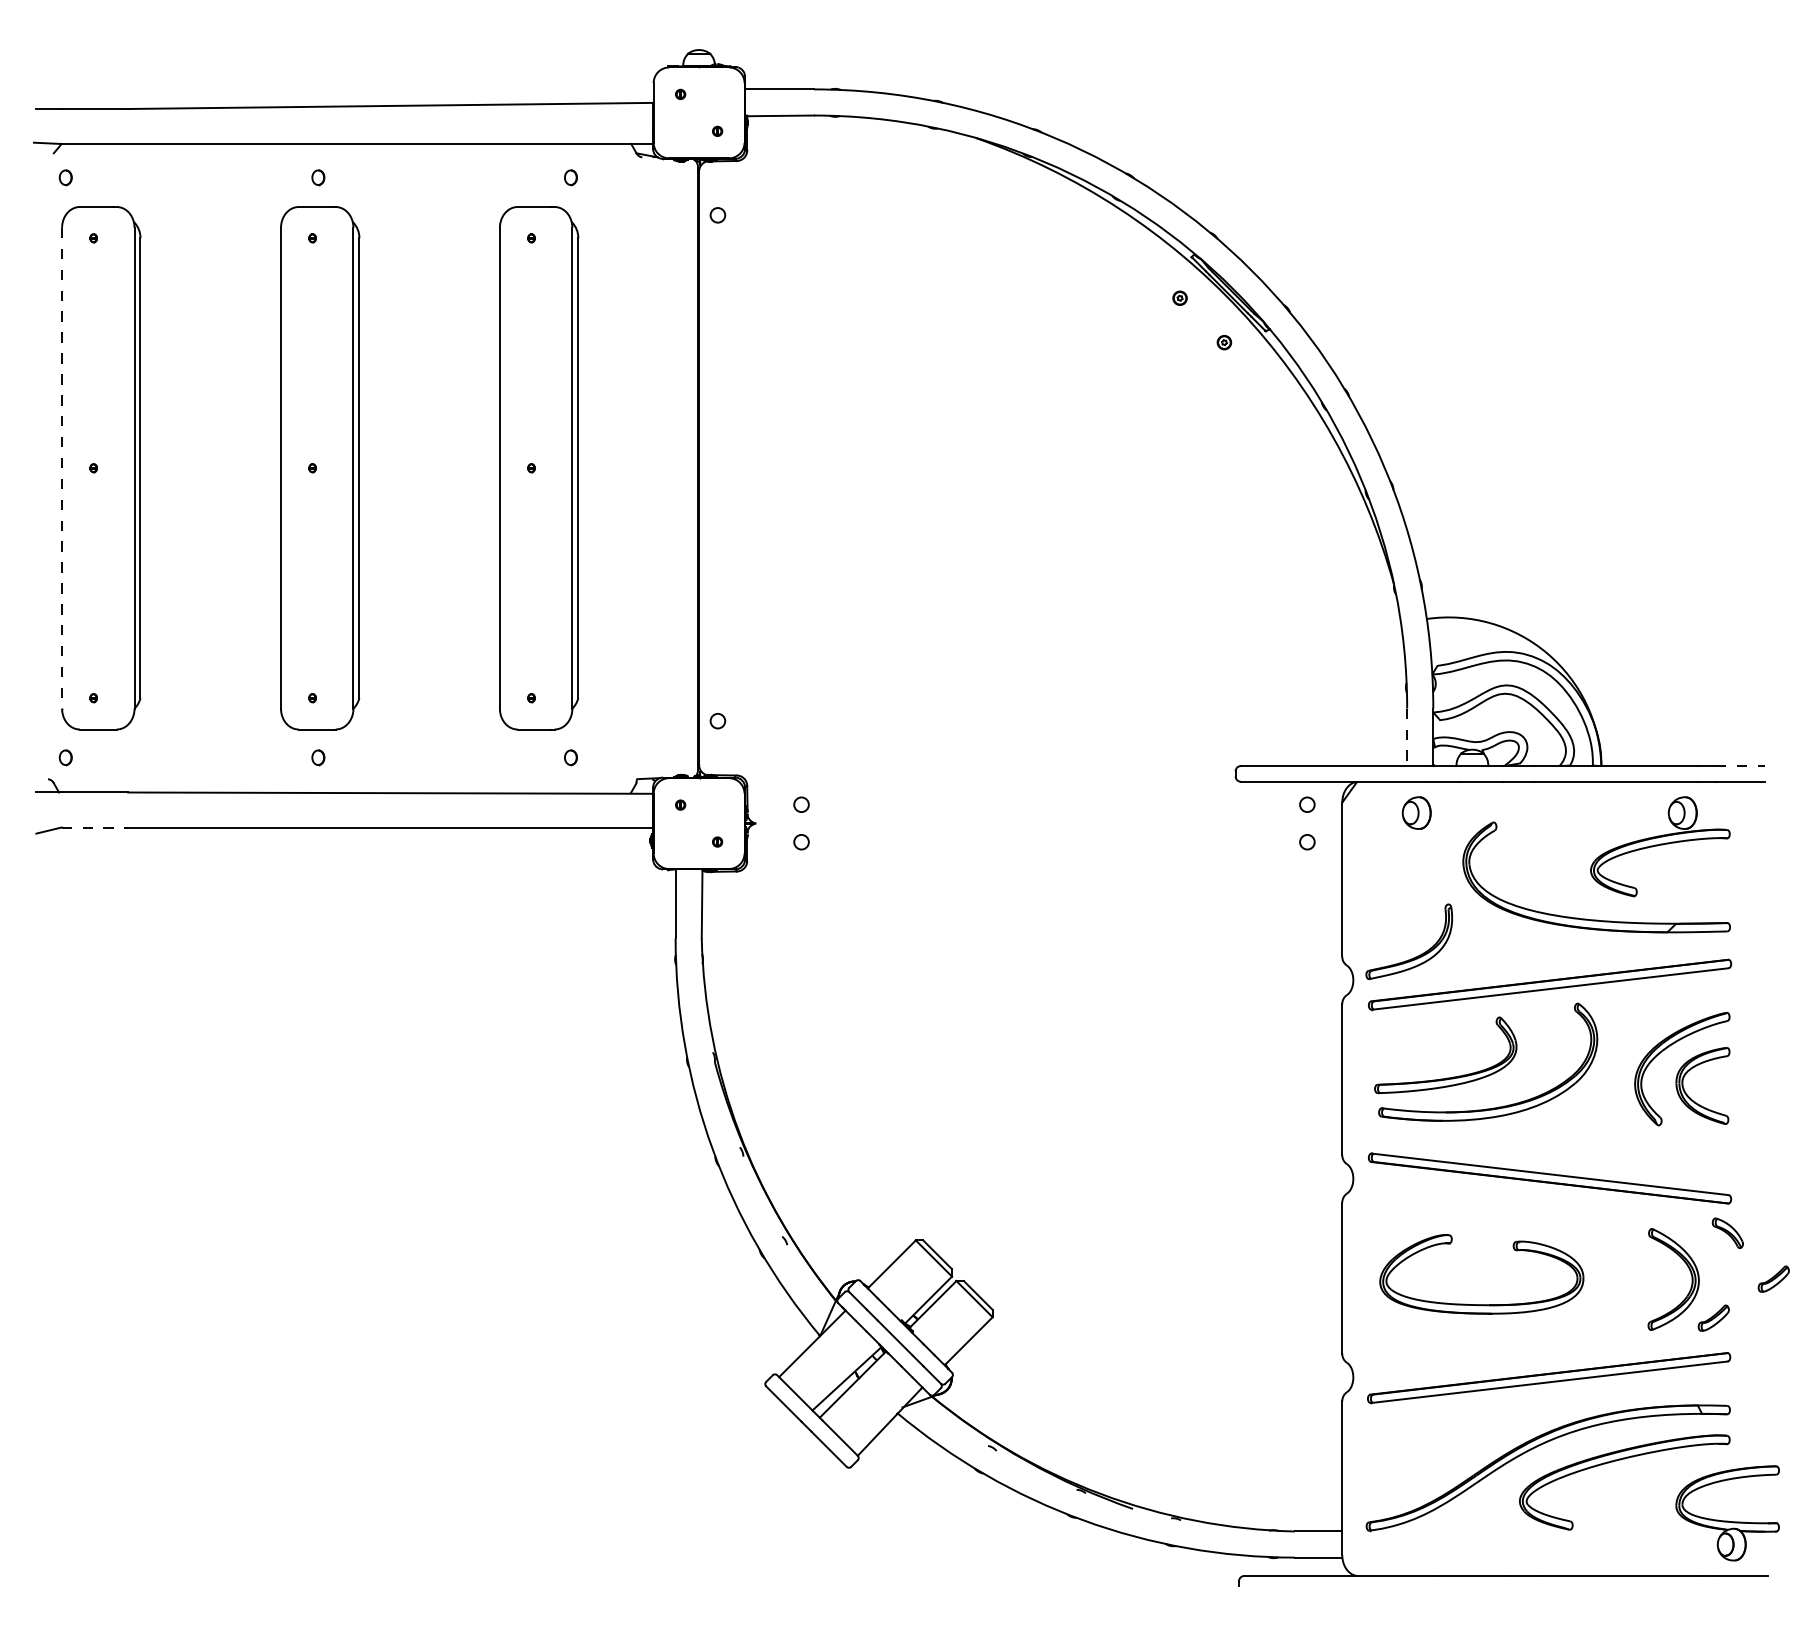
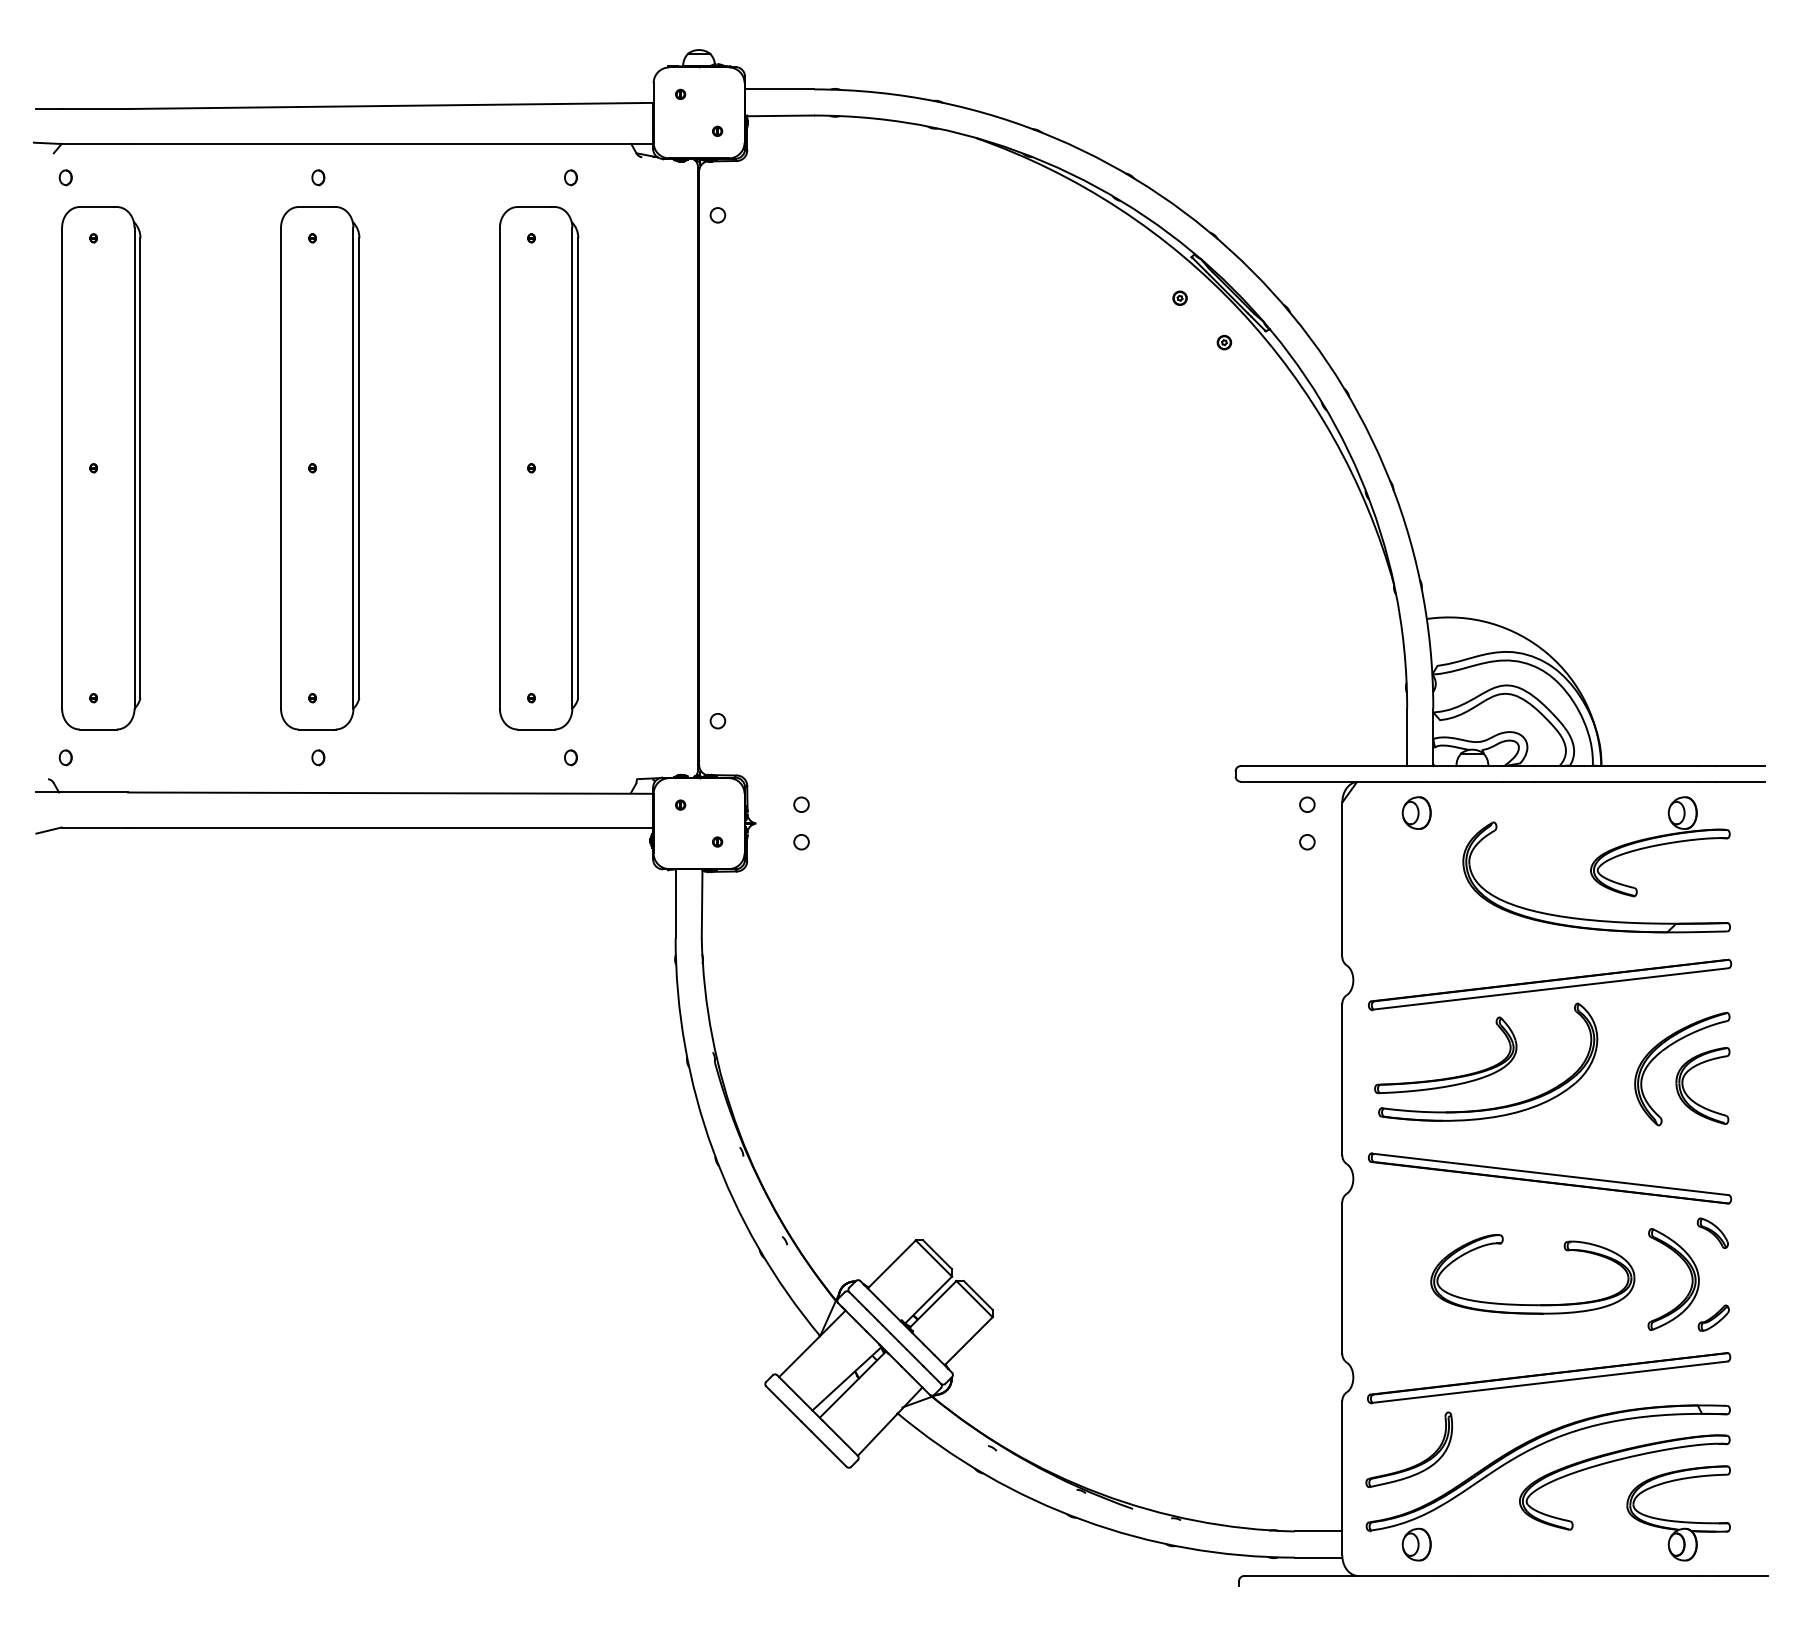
line: dashed -> solid (62, 468)
line: dashed -> solid (1407, 737)
line: dashed -> solid (1740, 766)
line: dashed -> solid (95, 827)
part position: (1415, 956) -> (1415, 1464) (1415, 1464)
part position: (1727, 1232) -> (1712, 1232) (1712, 1232)
part: present -> none (1773, 1278)
part position: (1481, 1304) -> (1532, 1304) (1532, 1304)
part position: (1727, 1520) -> (1678, 1520) (1678, 1520)
part: none -> present (1416, 1544)
